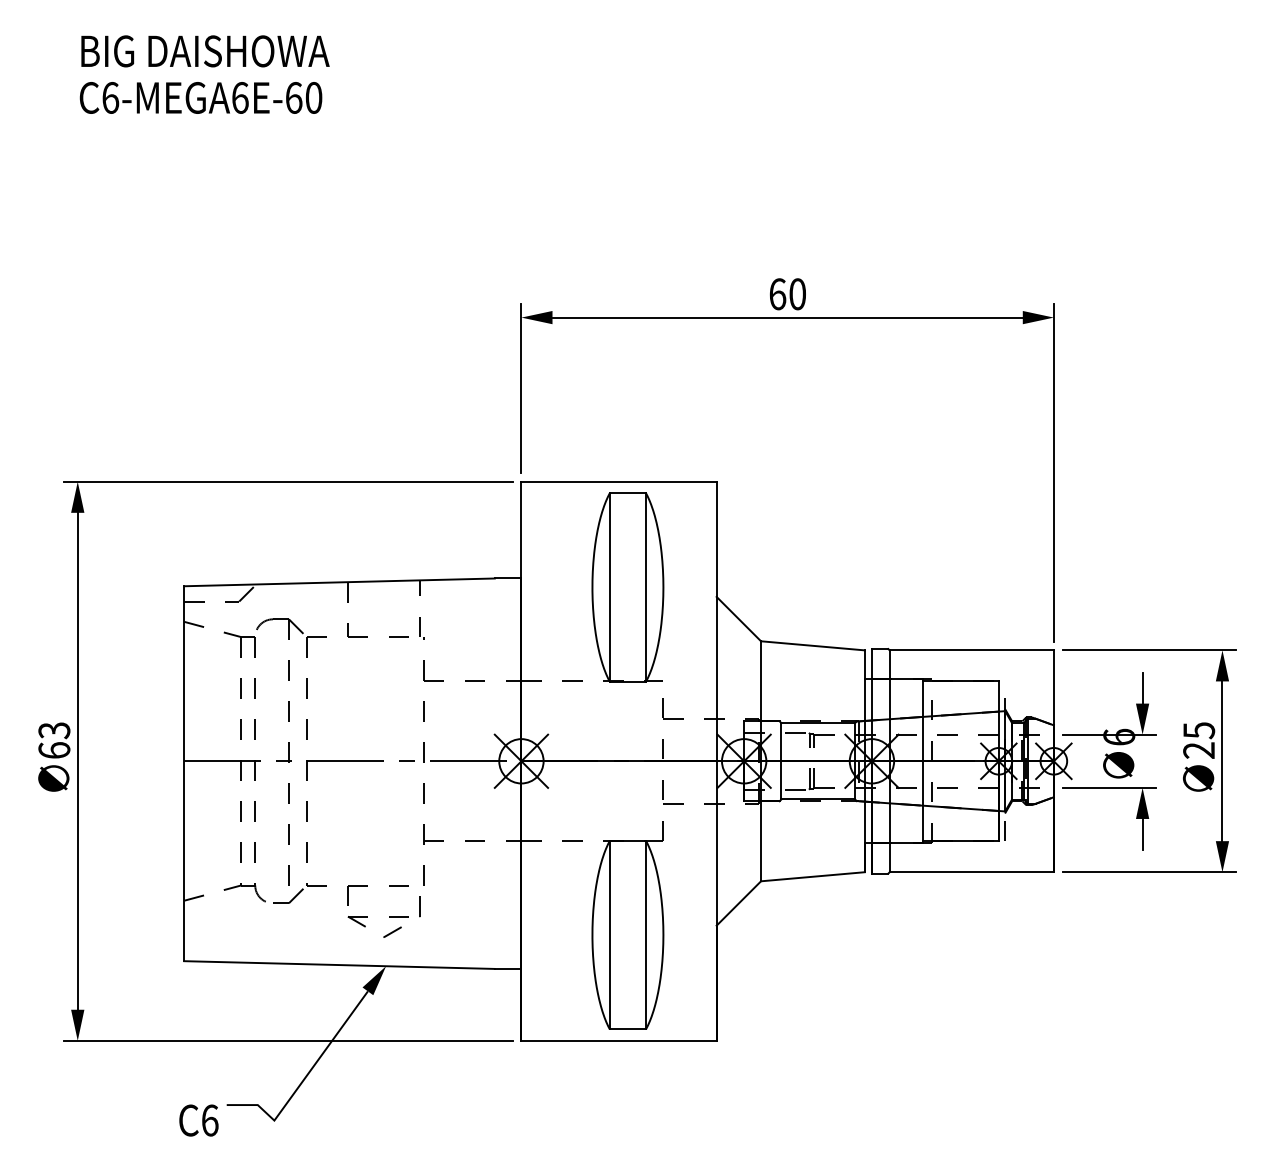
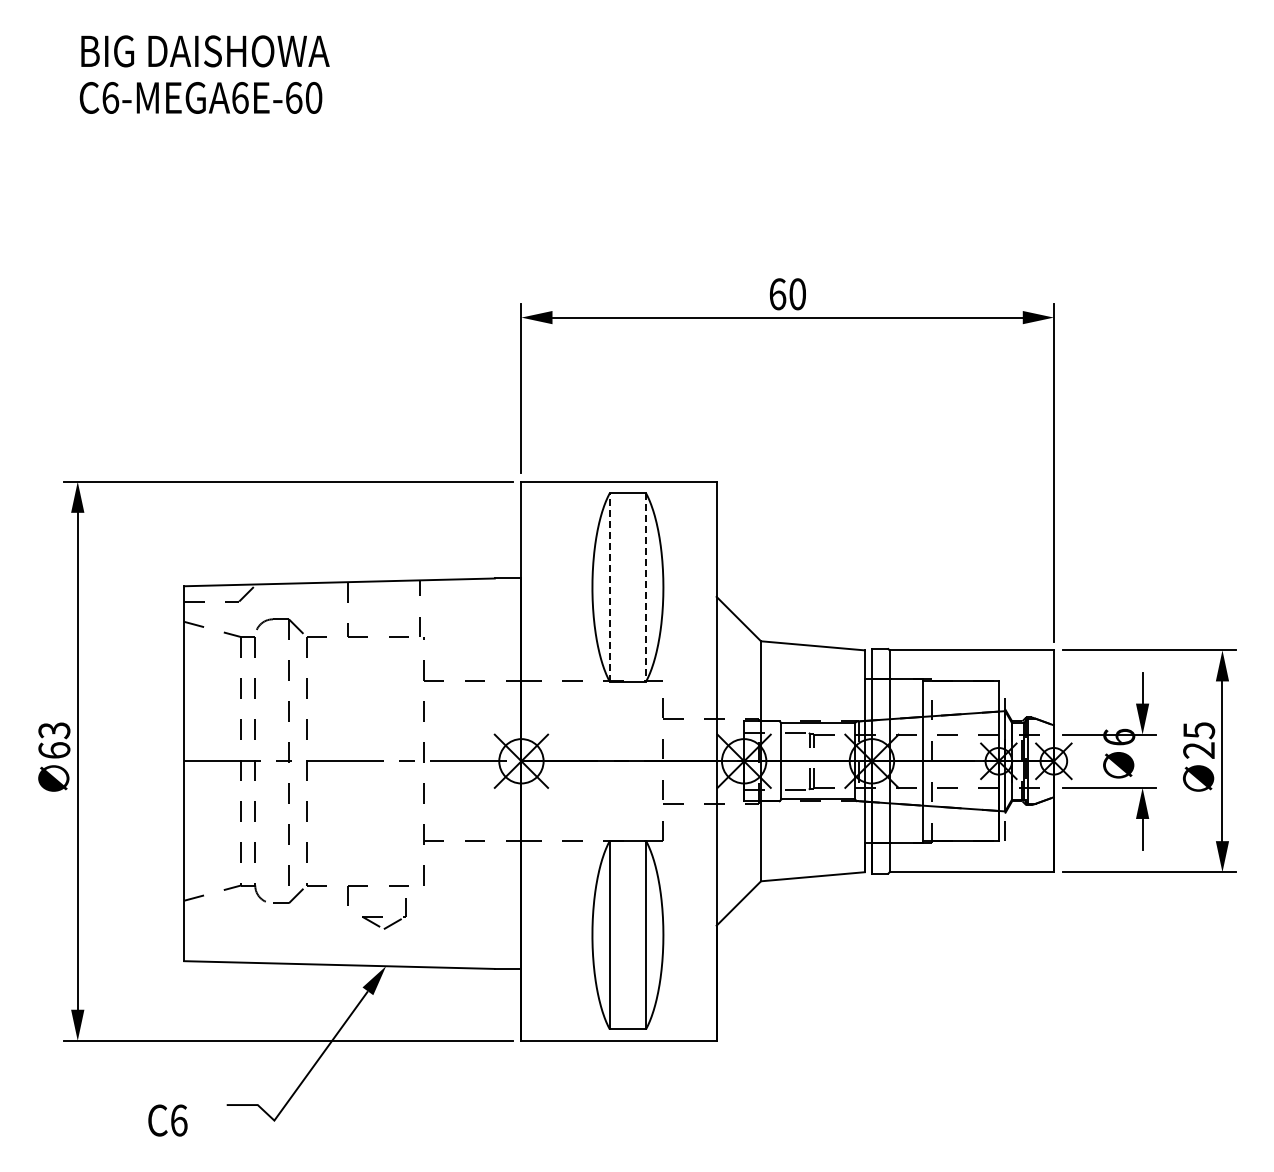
line: solid -> dashed (609, 586)
line: solid -> dashed (646, 587)
part size: 74x42 px -> 45x32 px (384, 913)
text position: (198, 1120) -> (167, 1120) (167, 1120)
